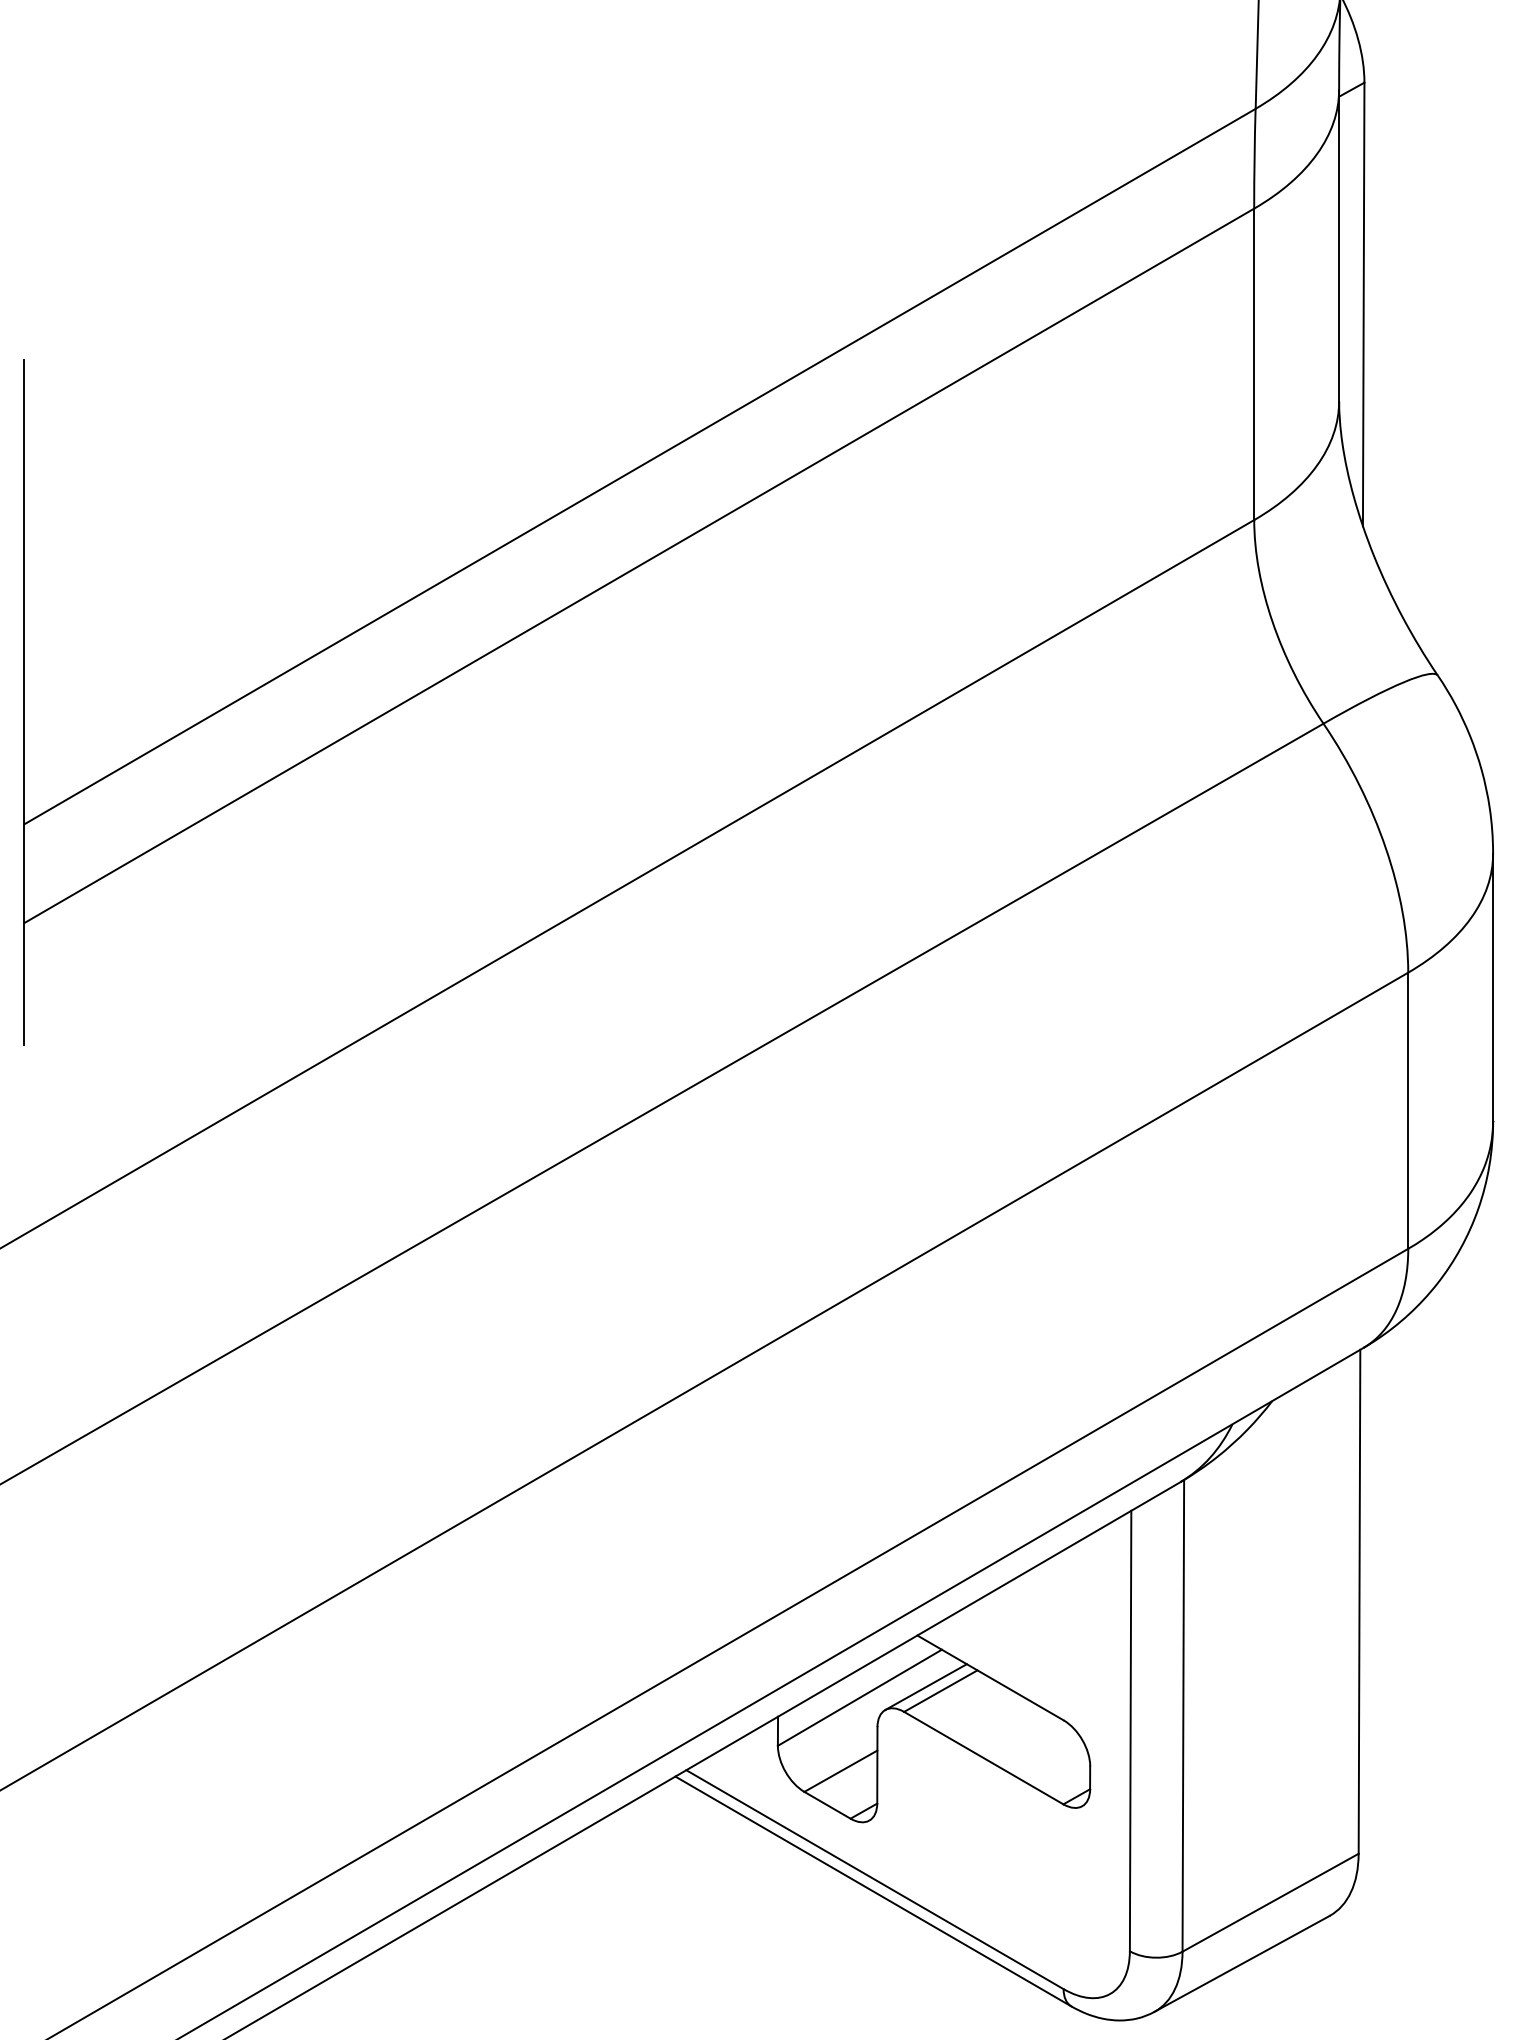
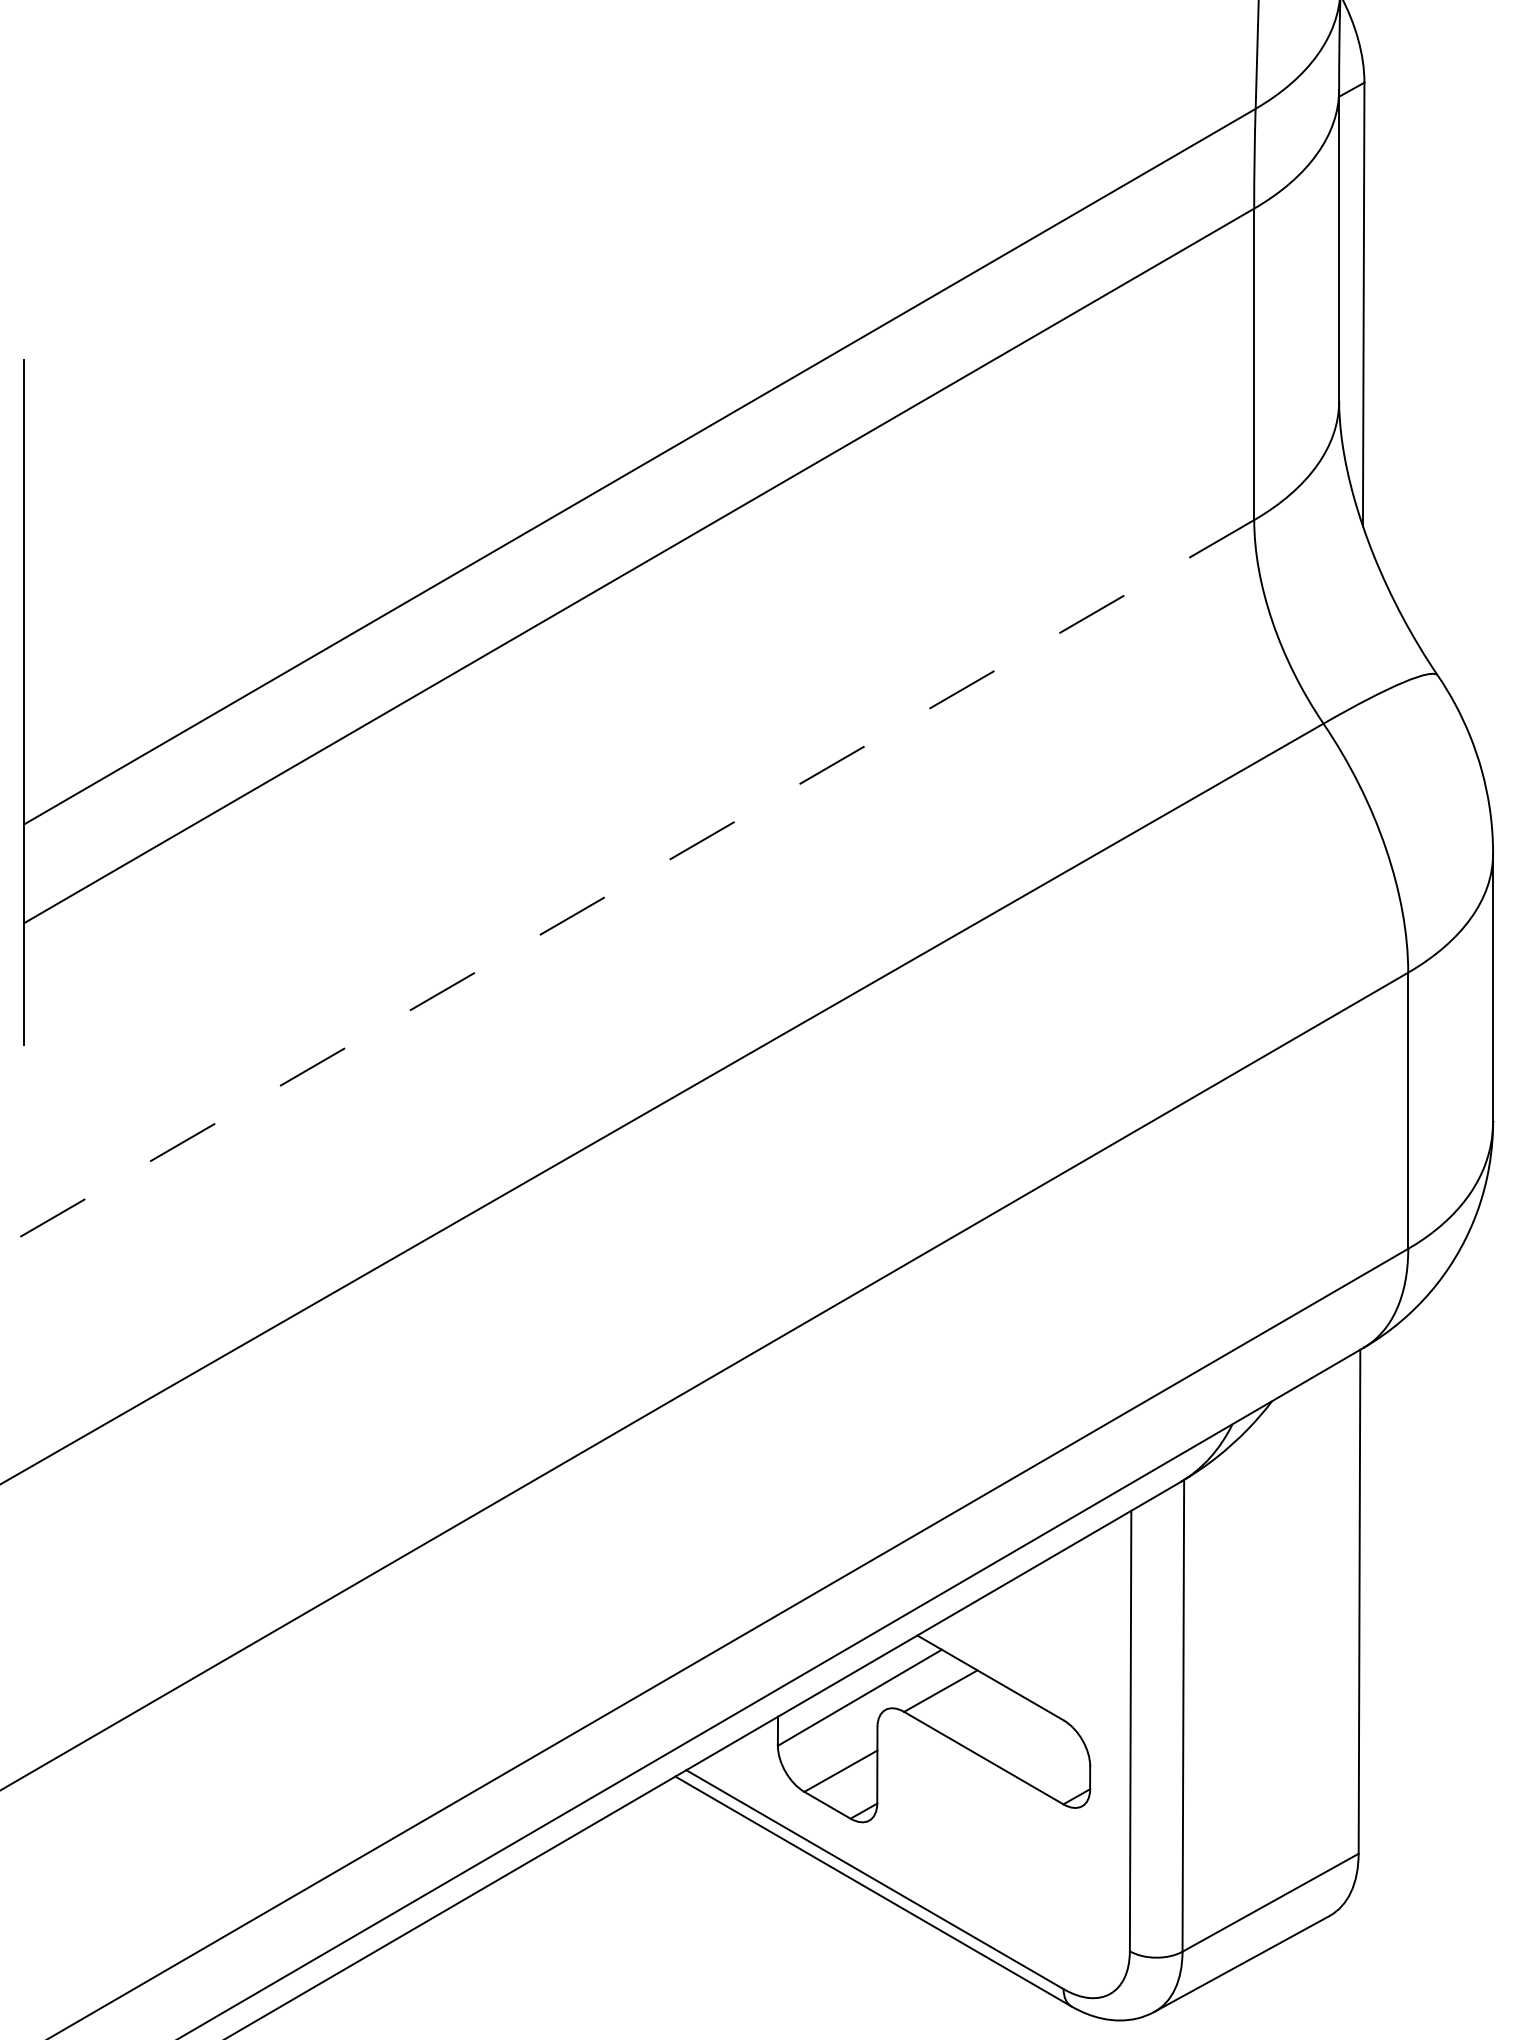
line: solid -> dashed (627, 884)
line: present -> none (925, 1686)
